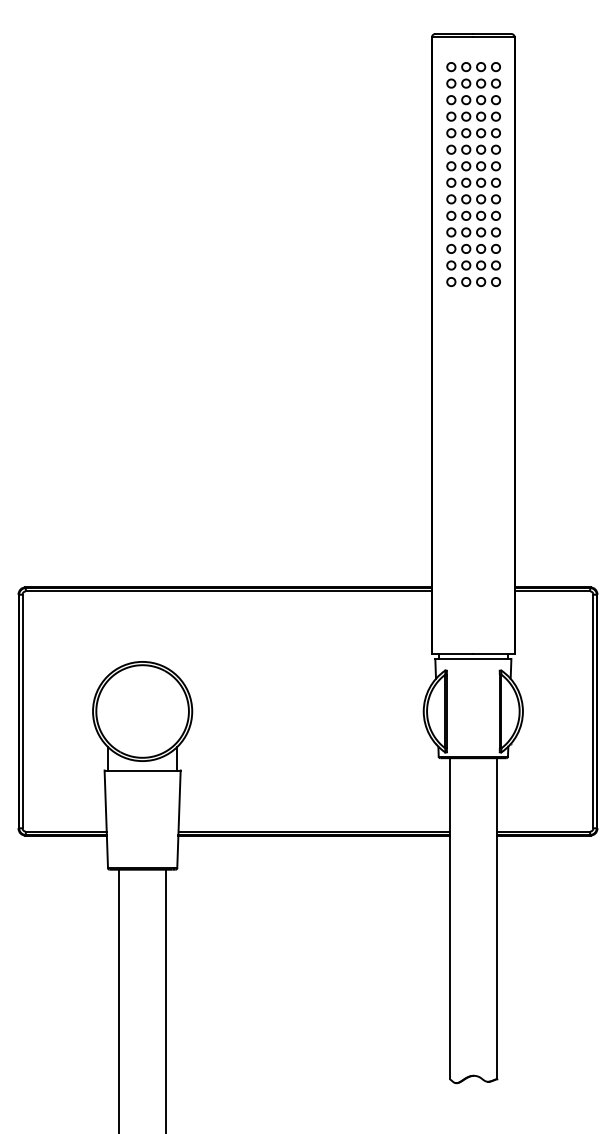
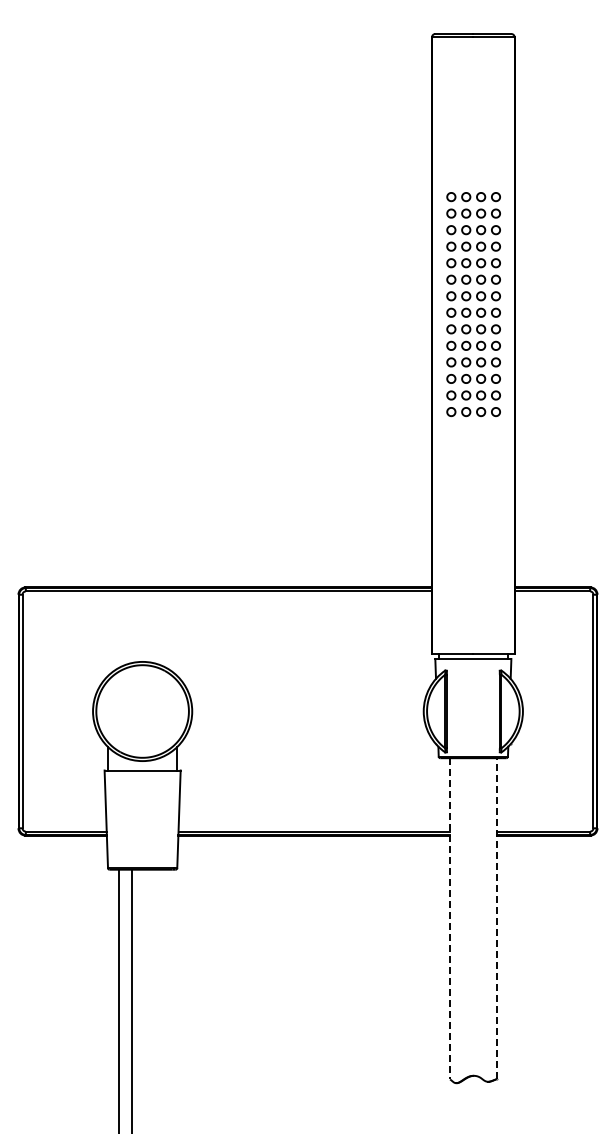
part position: (473, 174) -> (473, 304) (473, 304)
line: solid -> dashed (450, 918)
line: solid -> dashed (496, 918)
line position: (165, 999) -> (131, 999) (131, 999)
